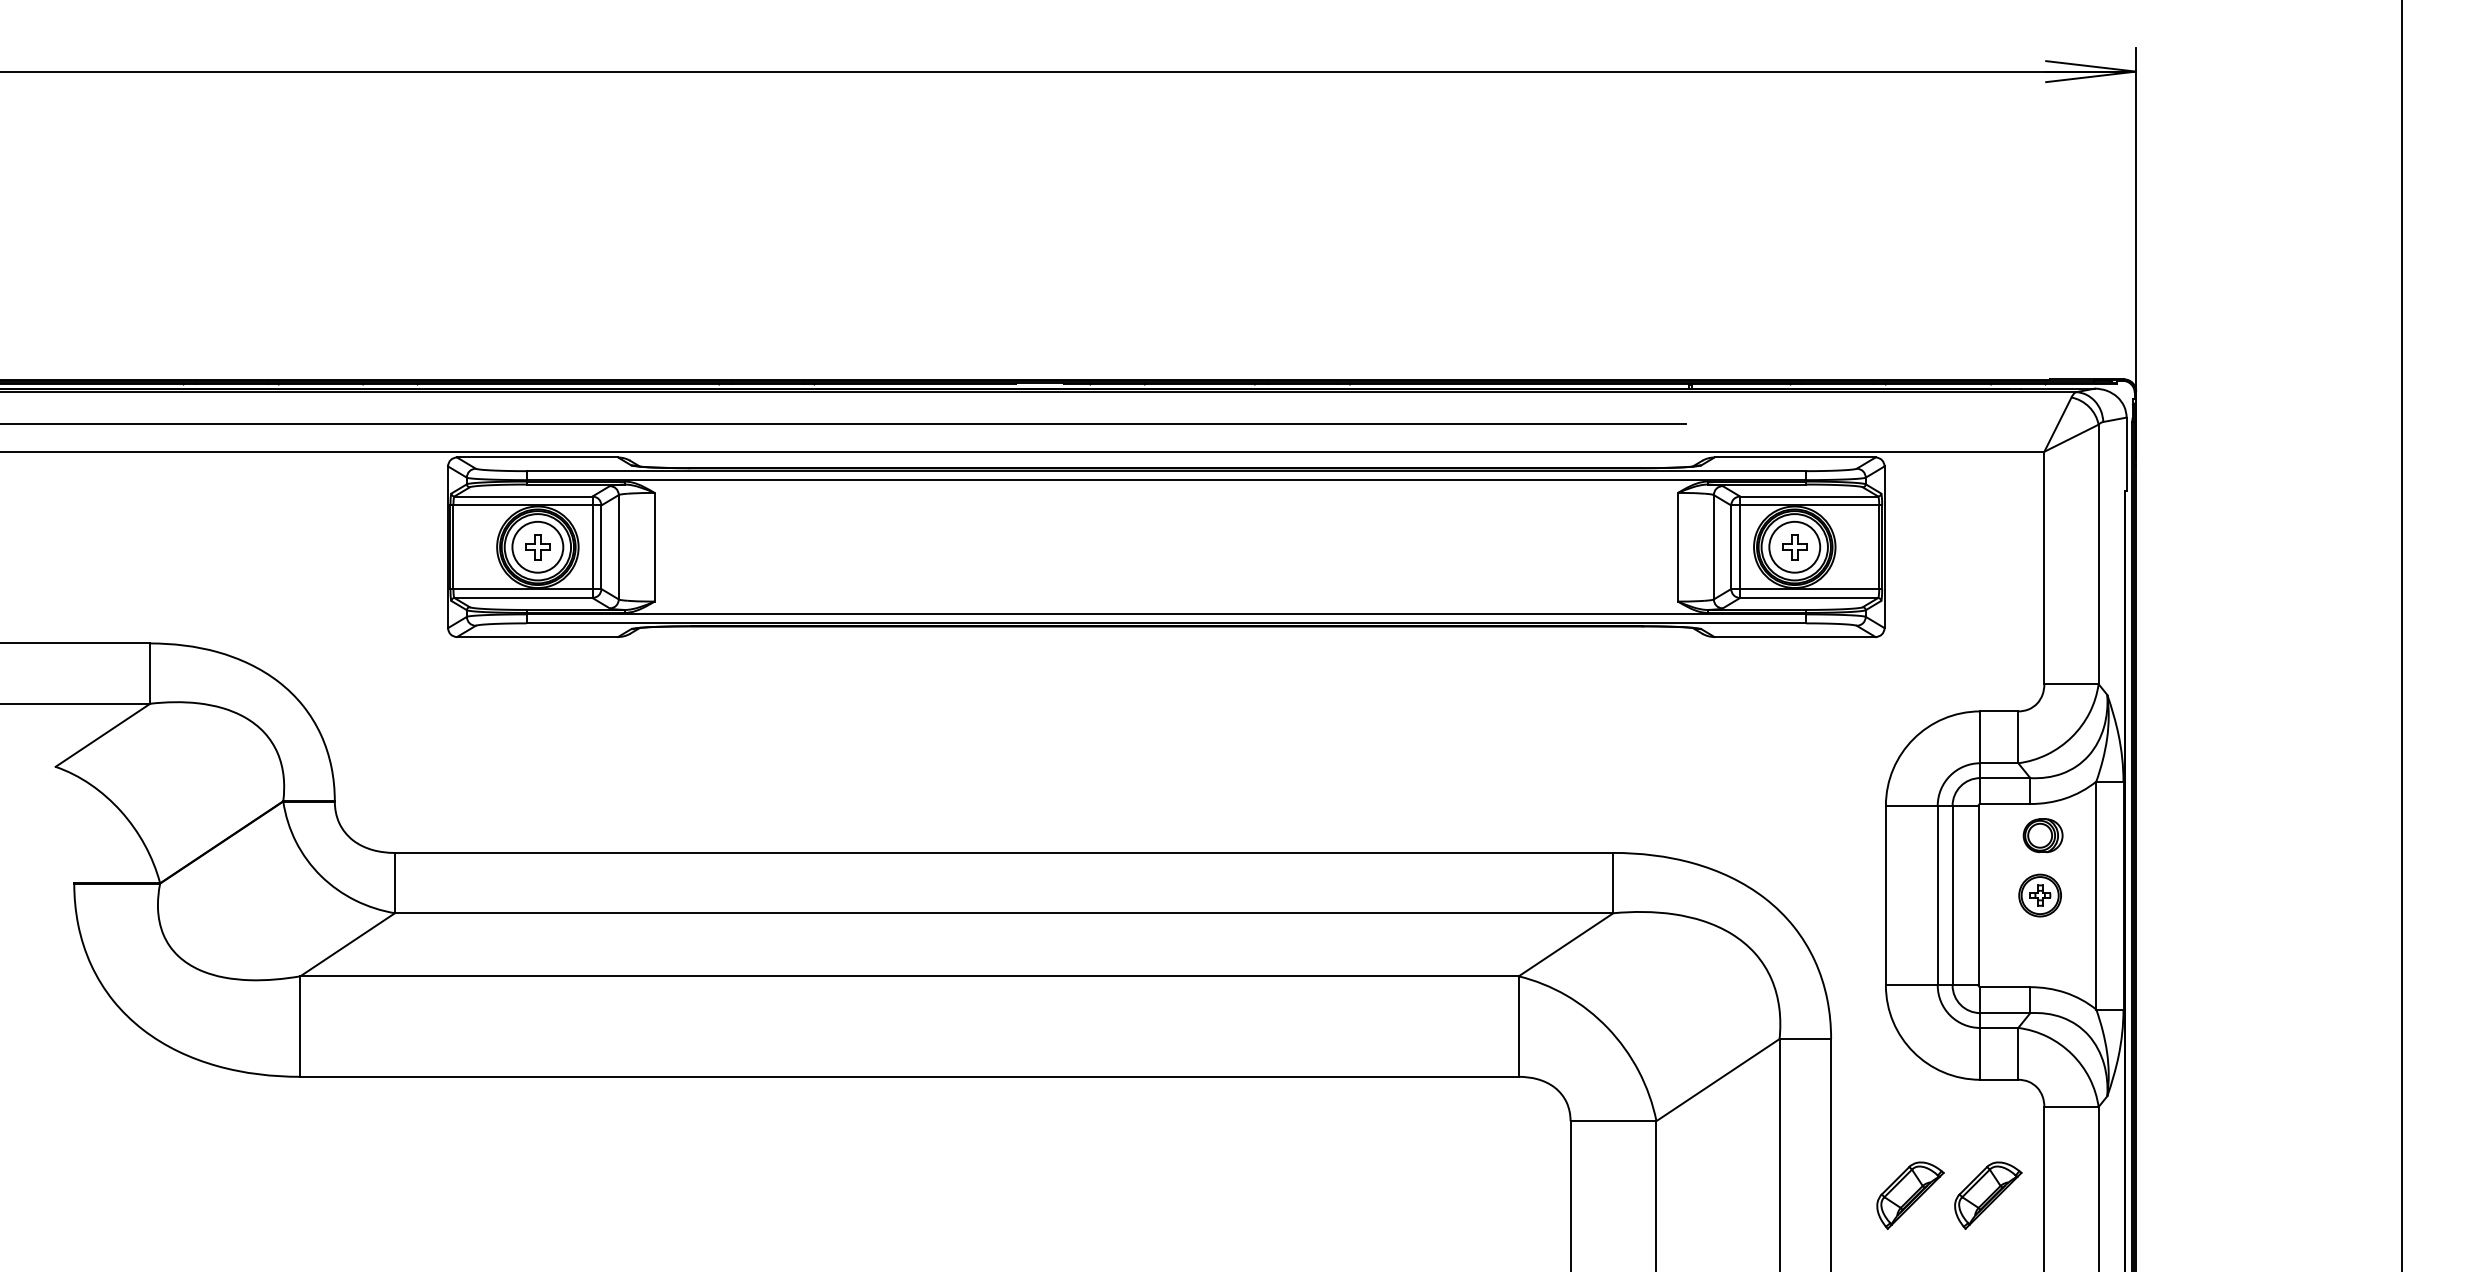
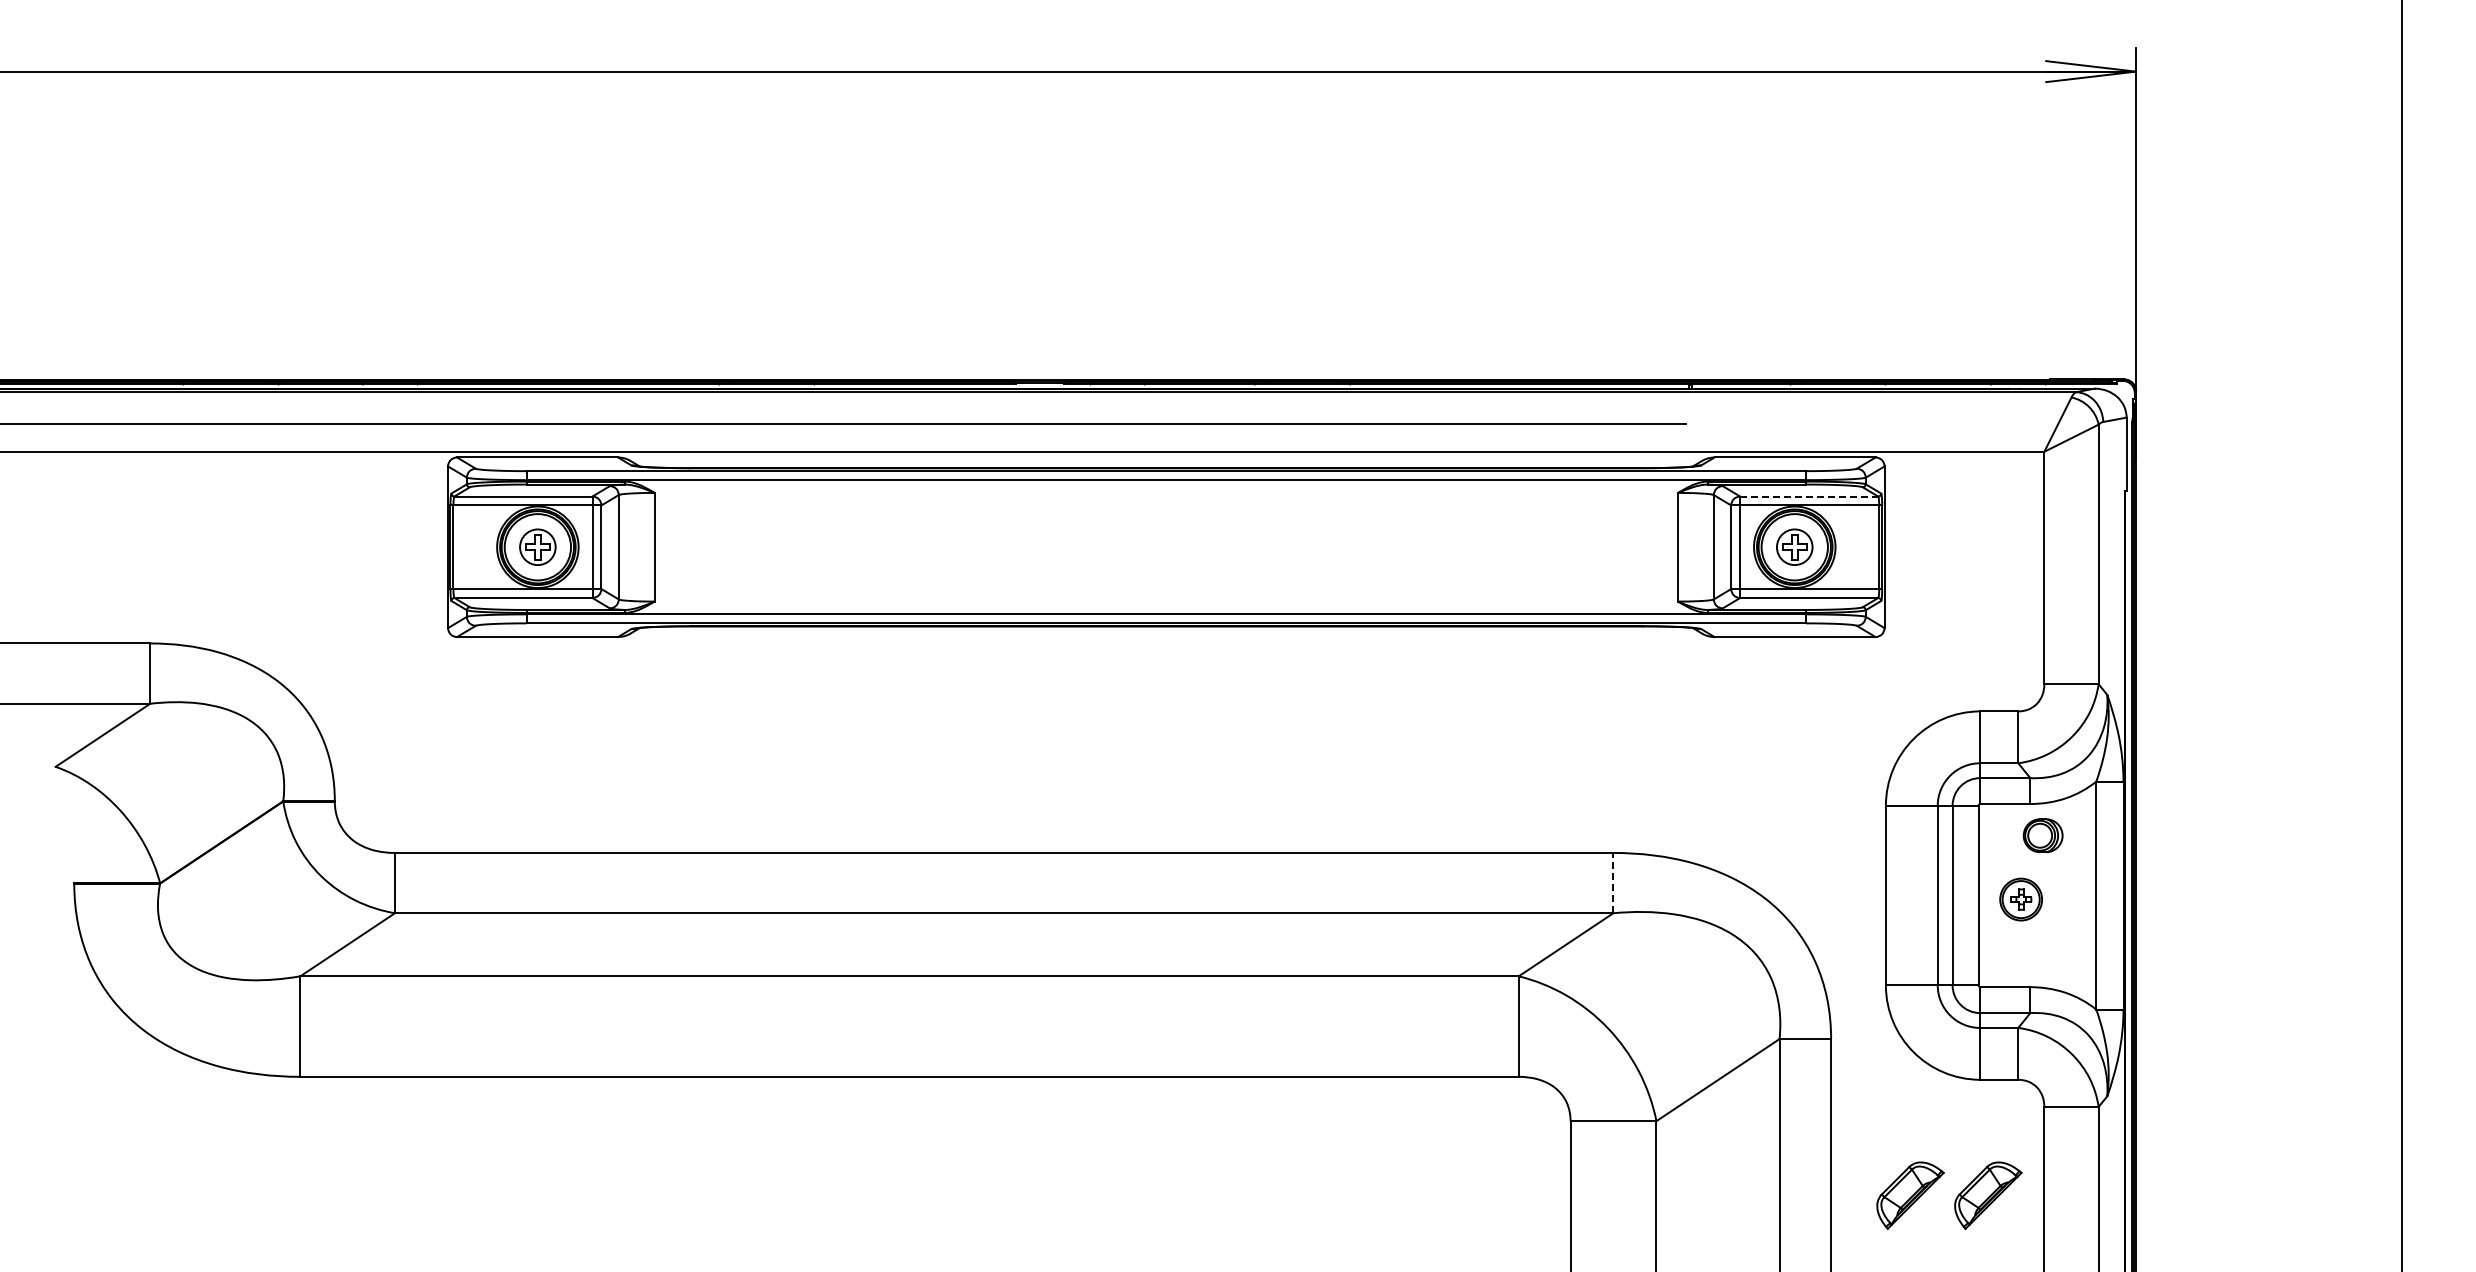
line: solid -> dashed (1809, 496)
circle diameter: 51 px -> 36 px (537, 547)
circle diameter: 51 px -> 36 px (1794, 547)
line: solid -> dashed (1613, 882)
part position: (2039, 895) -> (2020, 899) (2020, 899)
